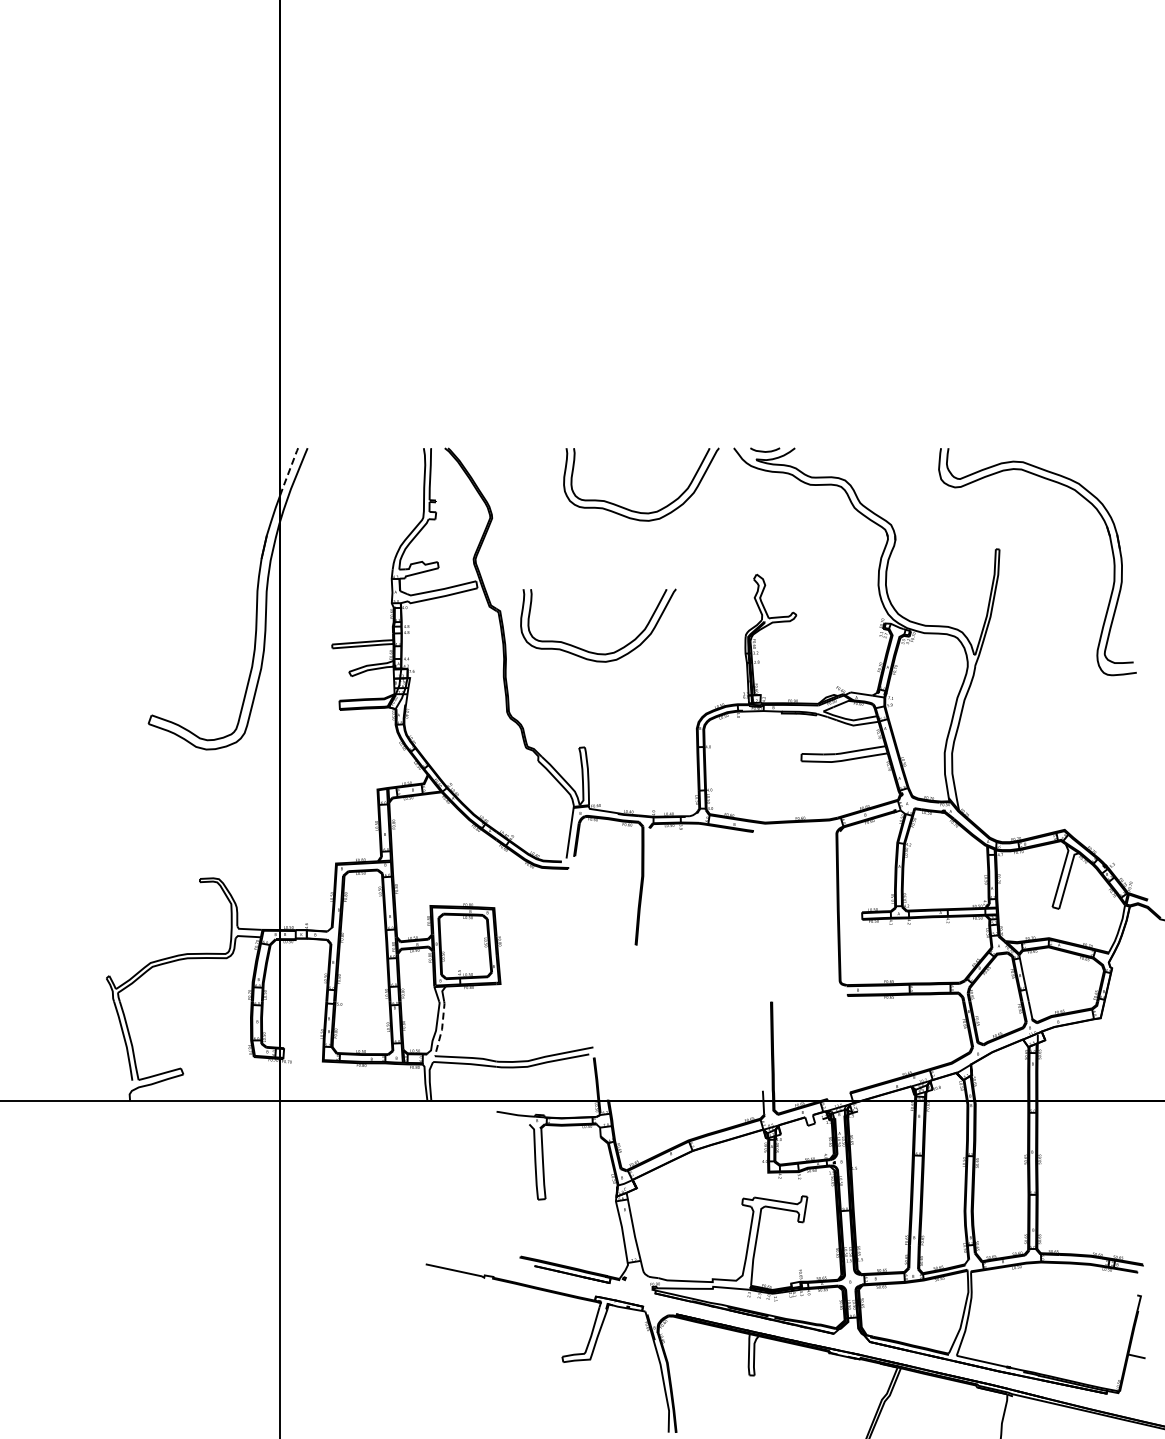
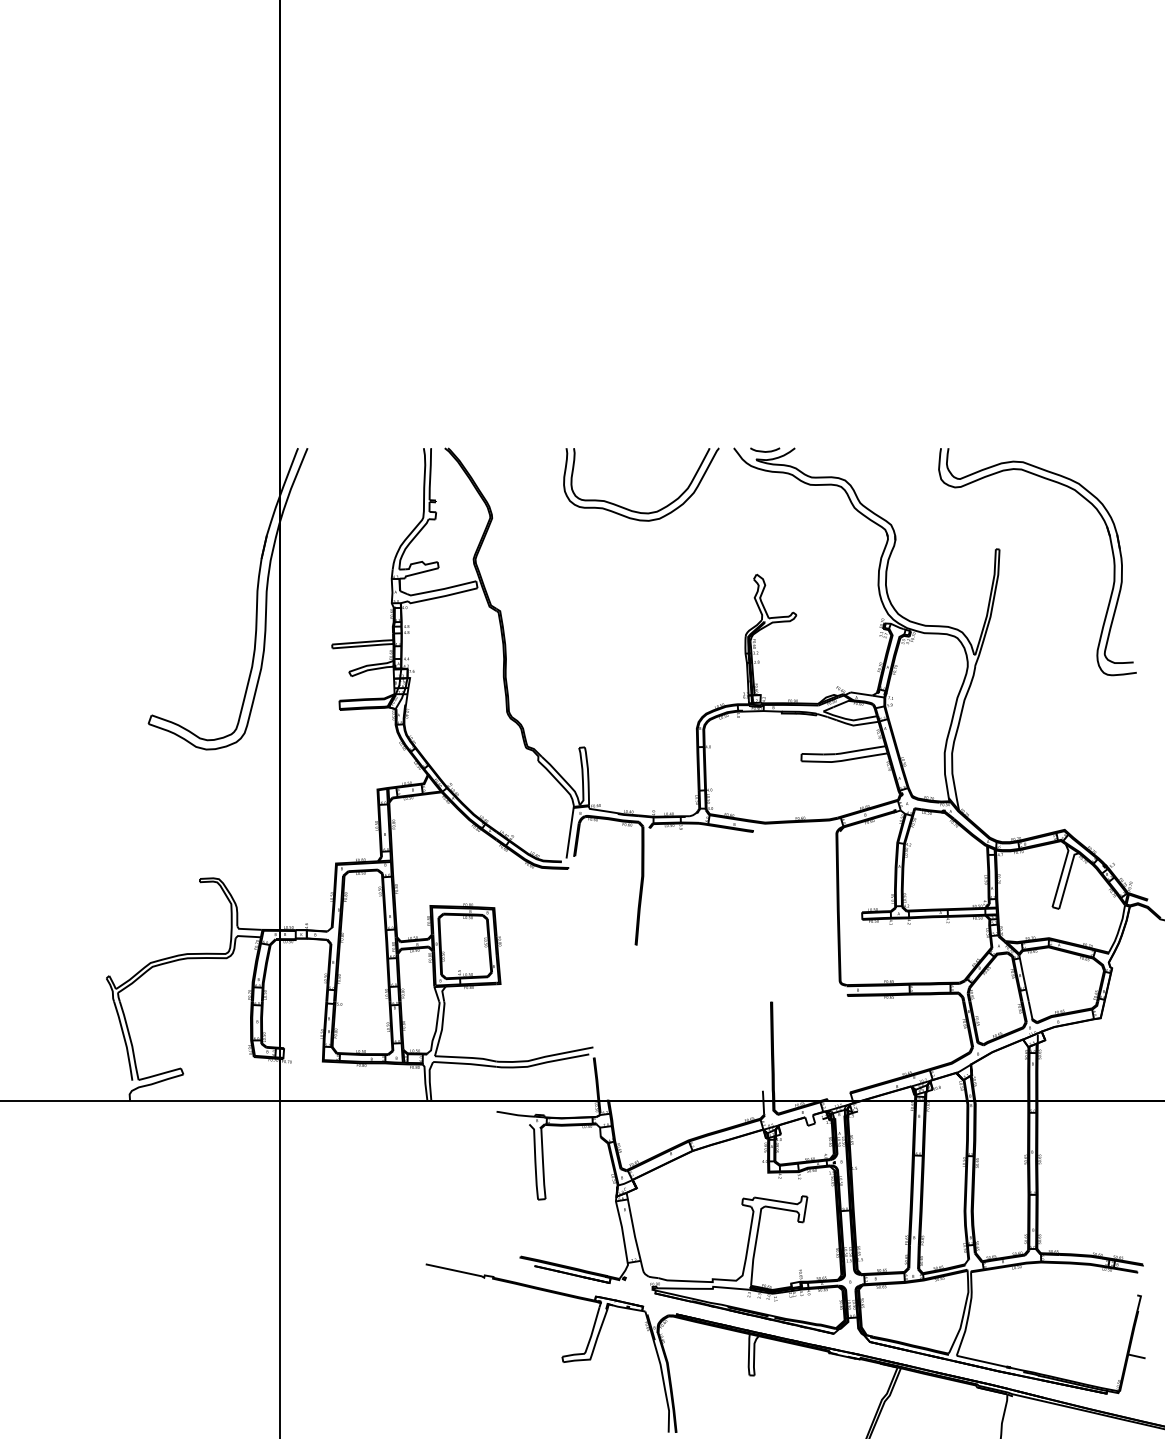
line: dashed -> solid (288, 472)
part: present -> none (591, 651)
line: dashed -> solid (442, 1029)
